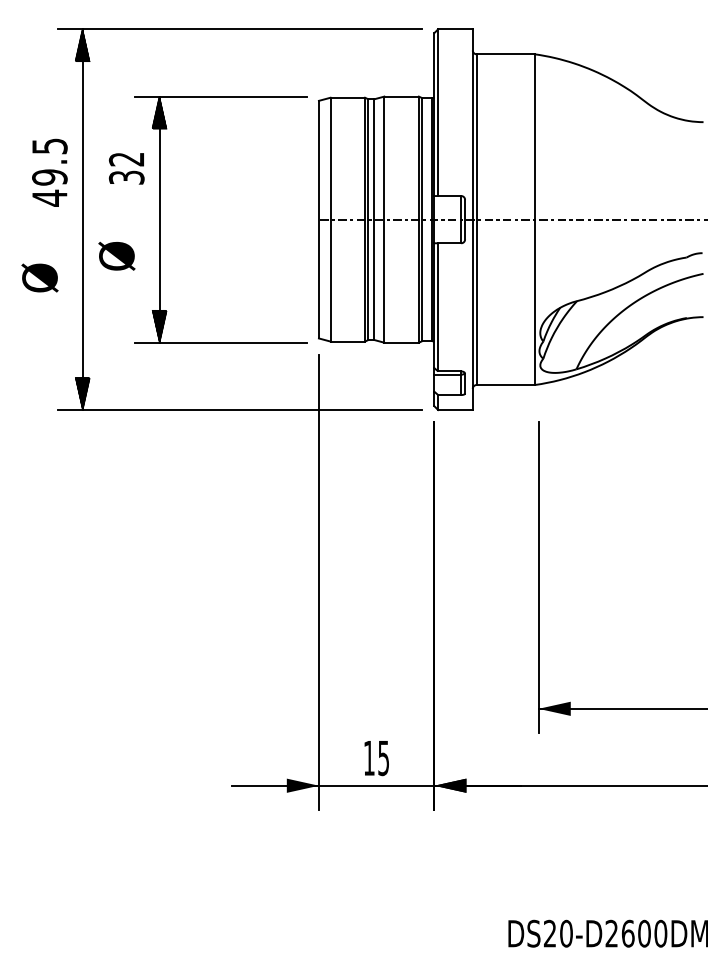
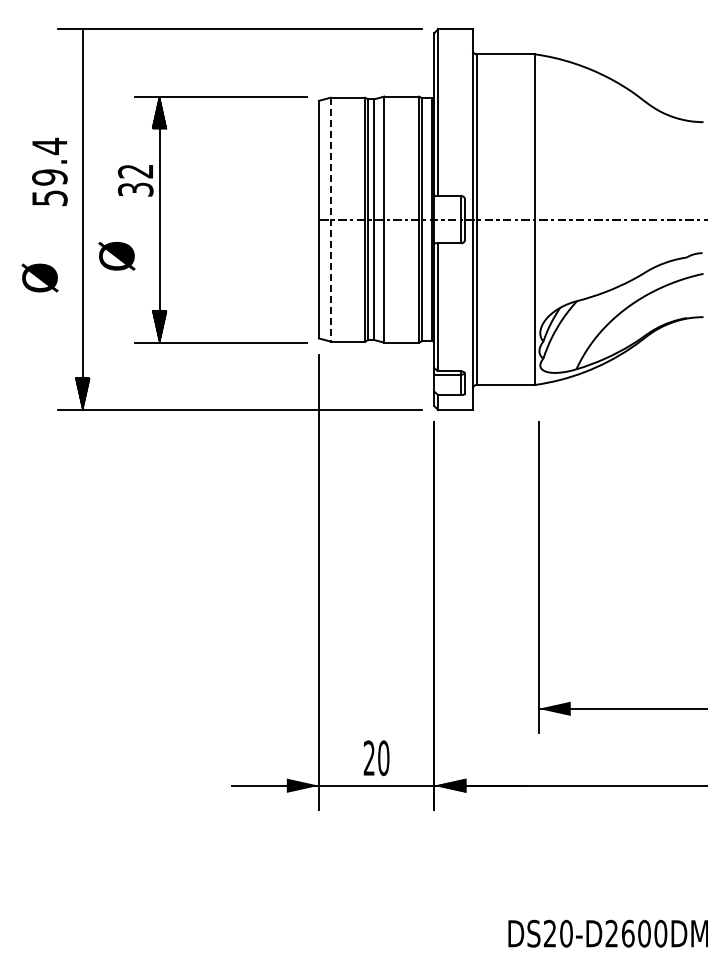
hatch: present -> none (82, 45)
text position: (126, 168) -> (135, 180) (135, 180)
text: 49.5 -> 59.4 (49, 171)
line: solid -> dashed (330, 219)
text: 15 -> 20 (376, 758)
